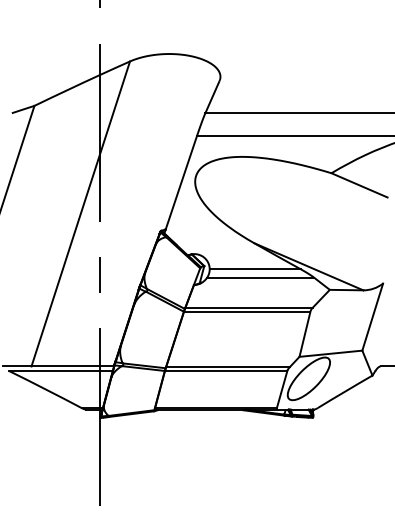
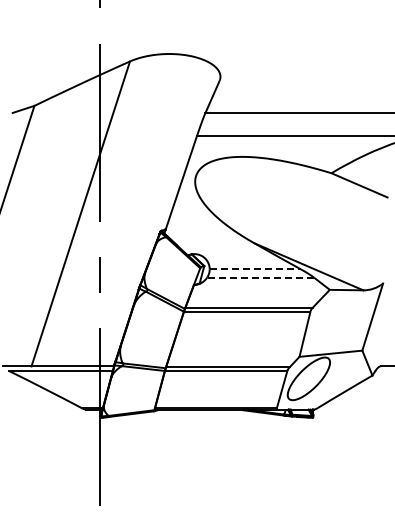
line: solid -> dashed (255, 269)
line: solid -> dashed (260, 277)
